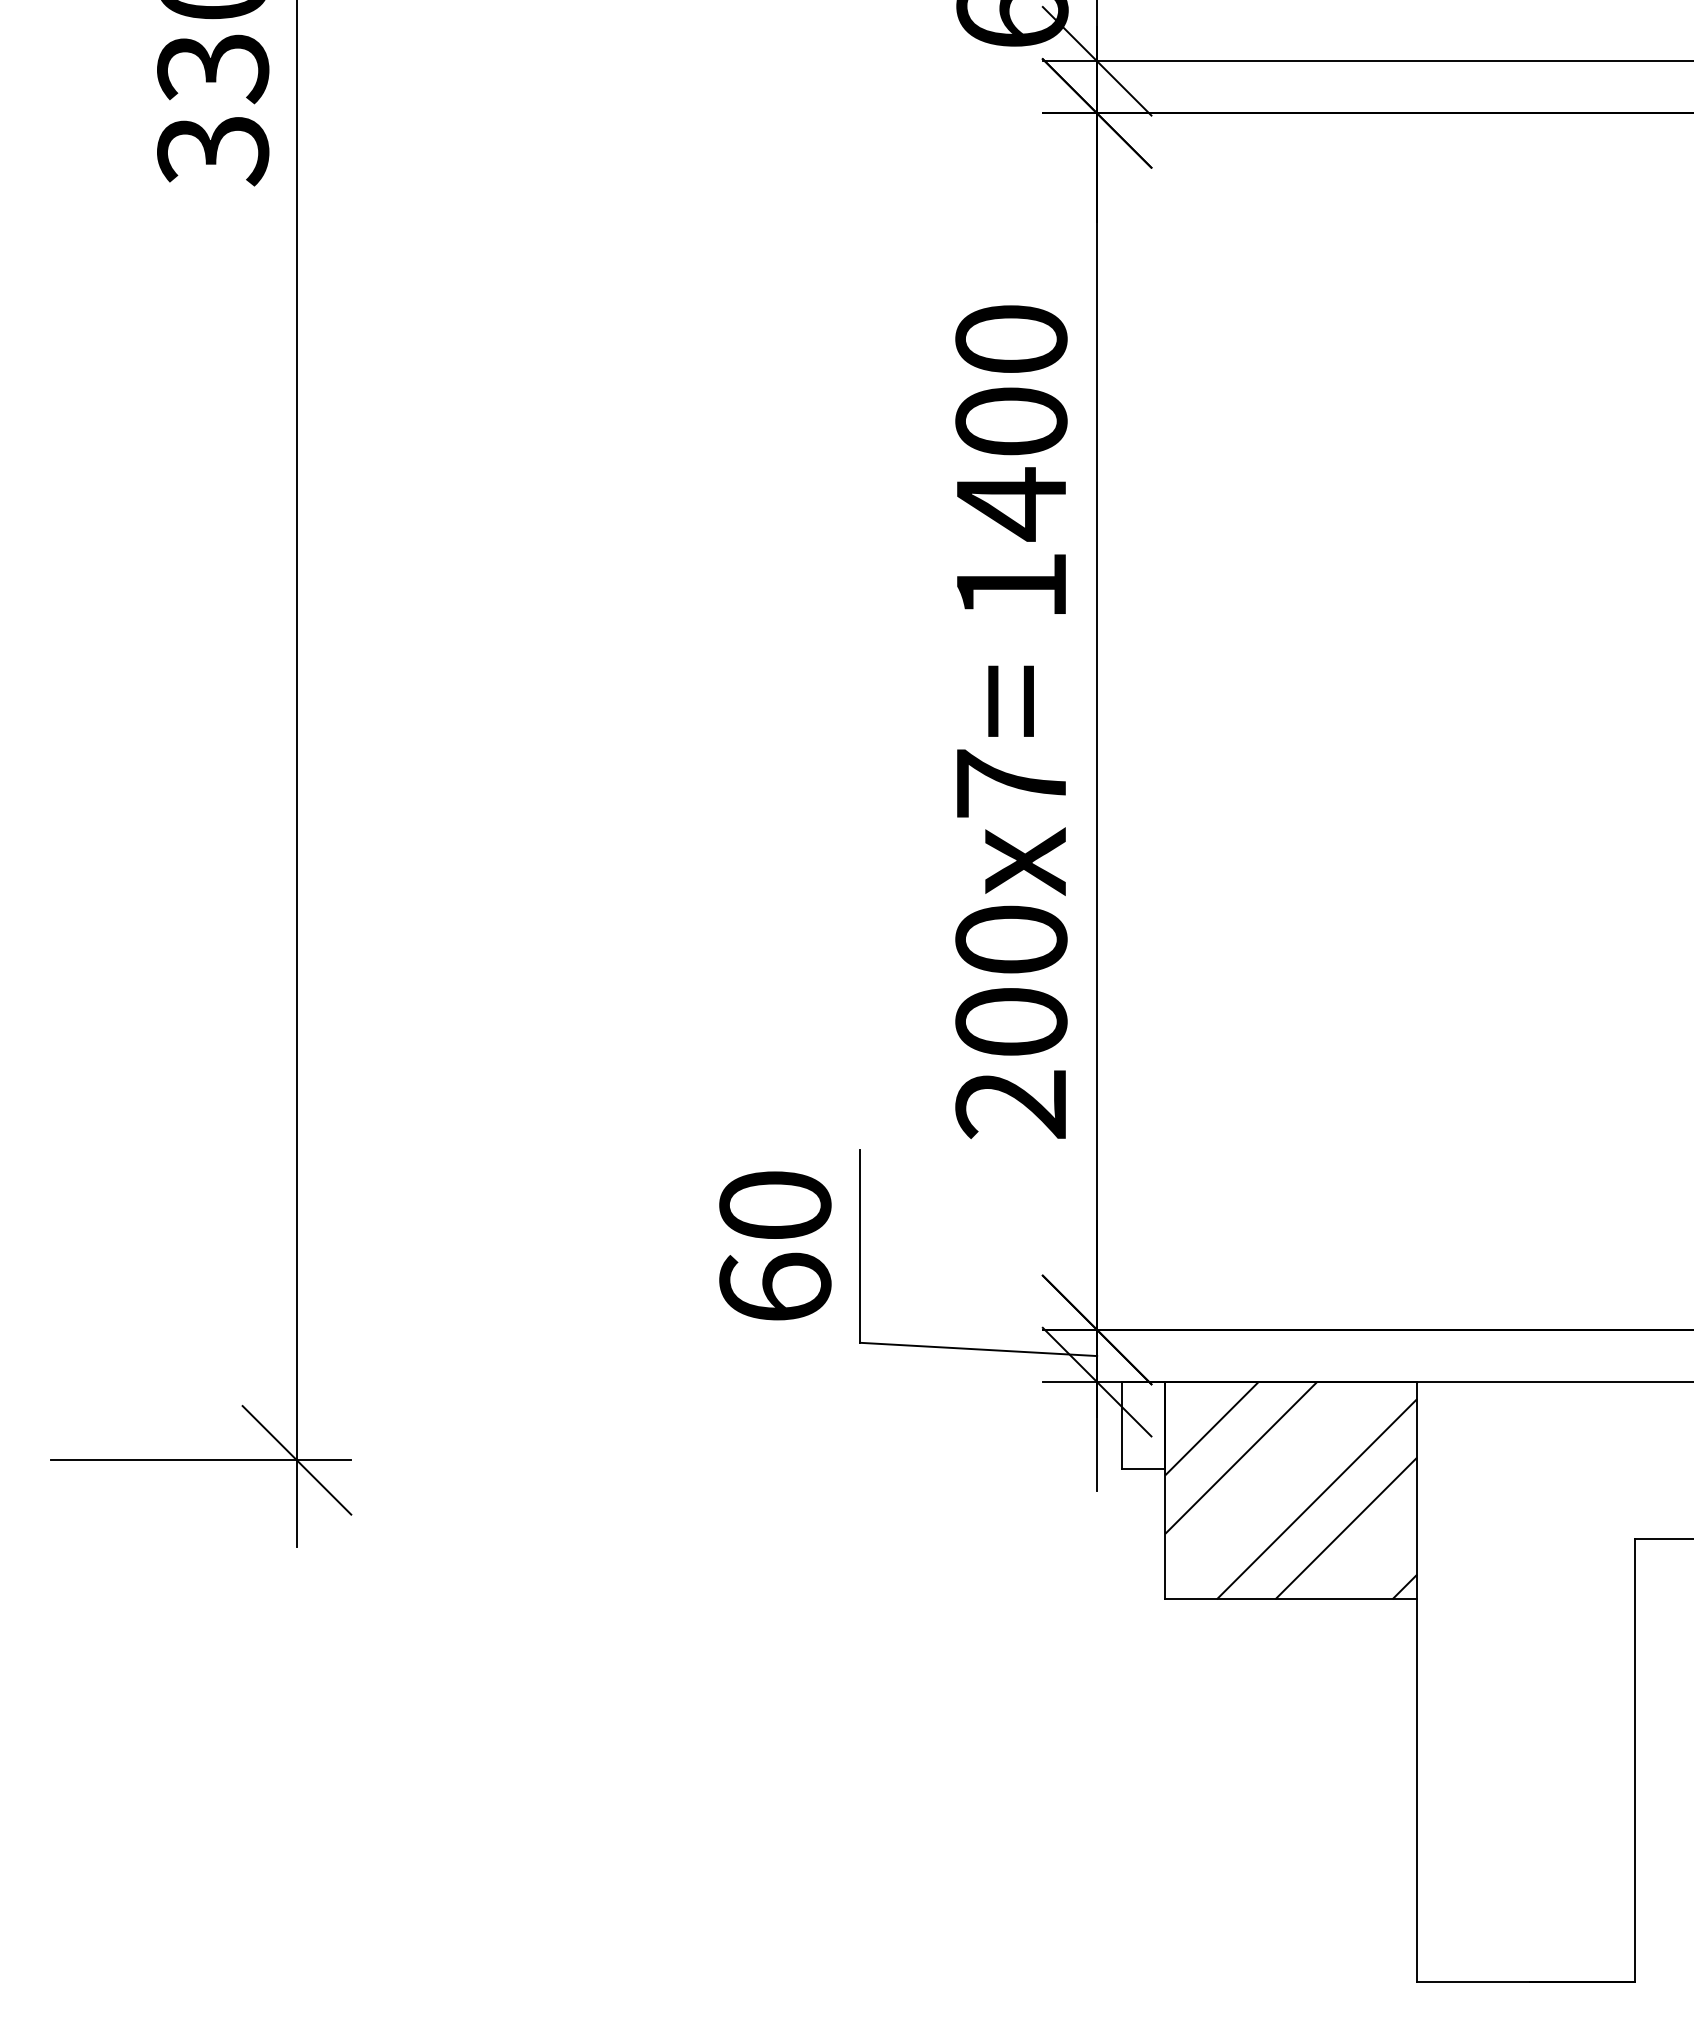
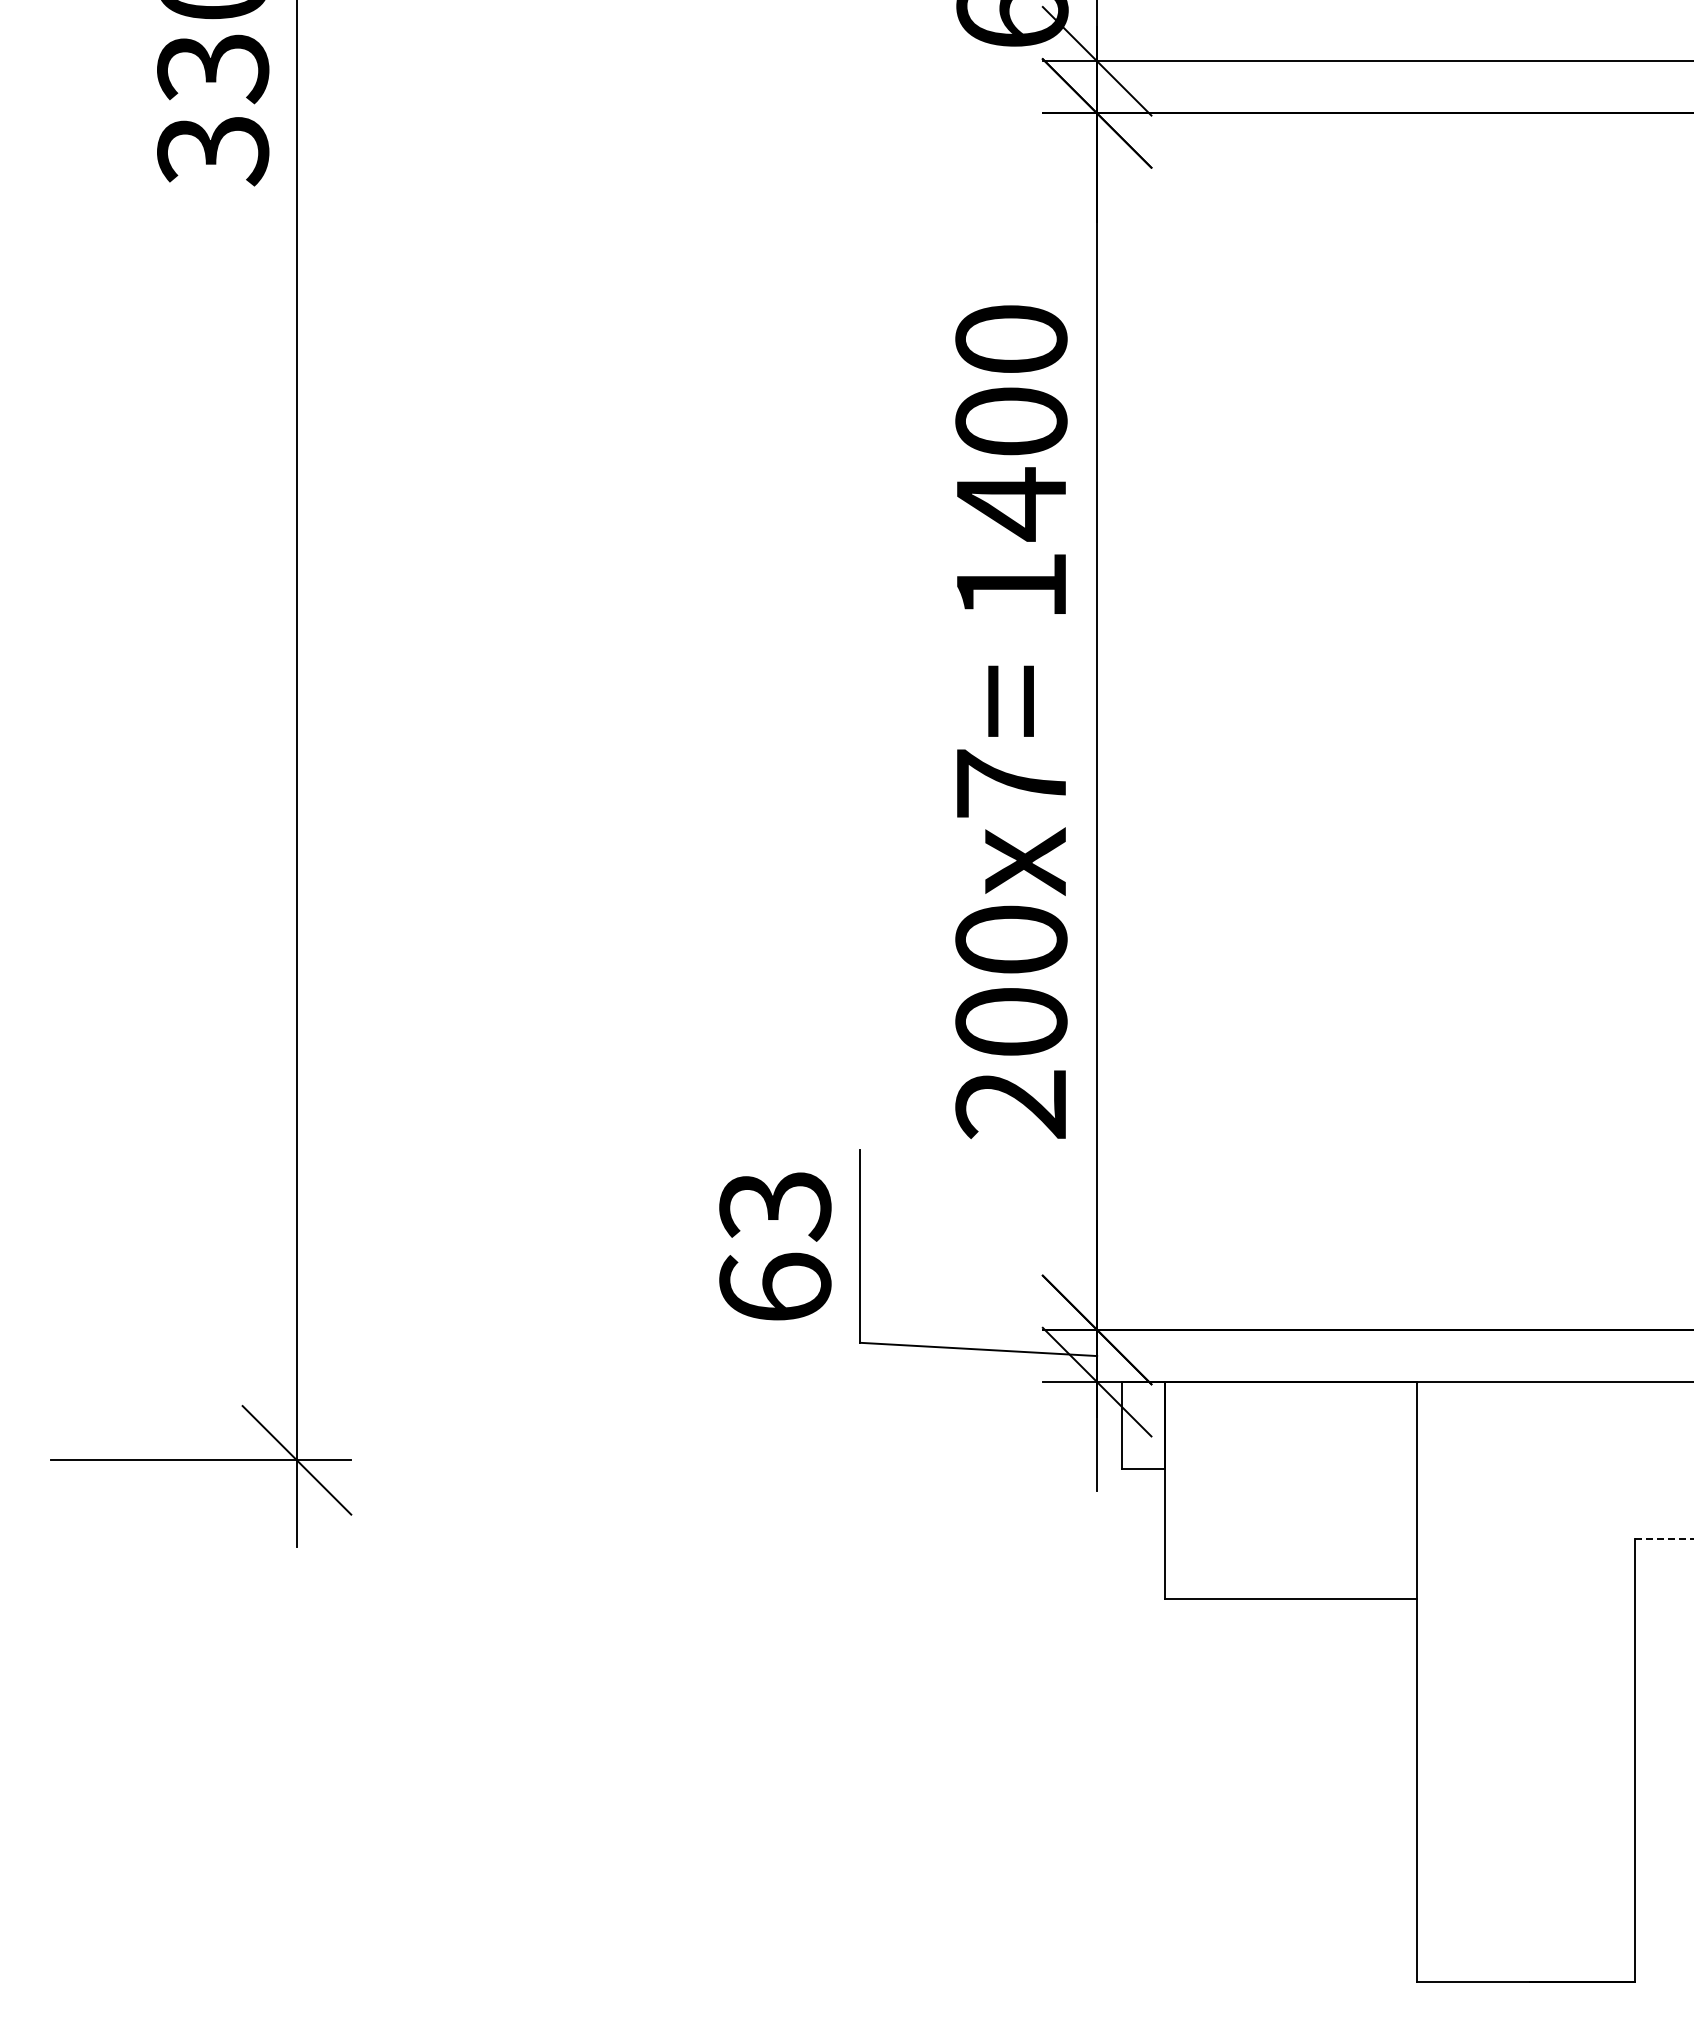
text: 60 -> 63 (775, 1206)
hatch: present -> none (1291, 1490)
line: solid -> dashed (1664, 1538)
